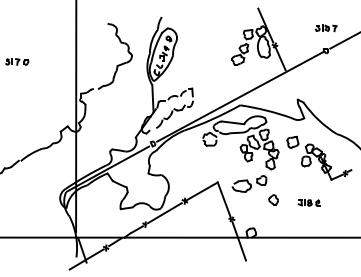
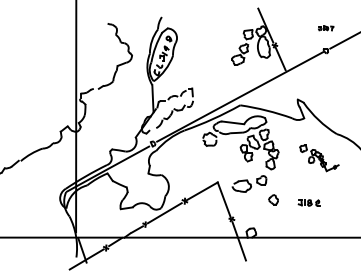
part size: 24x9 px -> 17x7 px (326, 28)
part: present -> none (17, 61)
part size: 67x46 px -> 41x29 px (319, 158)
